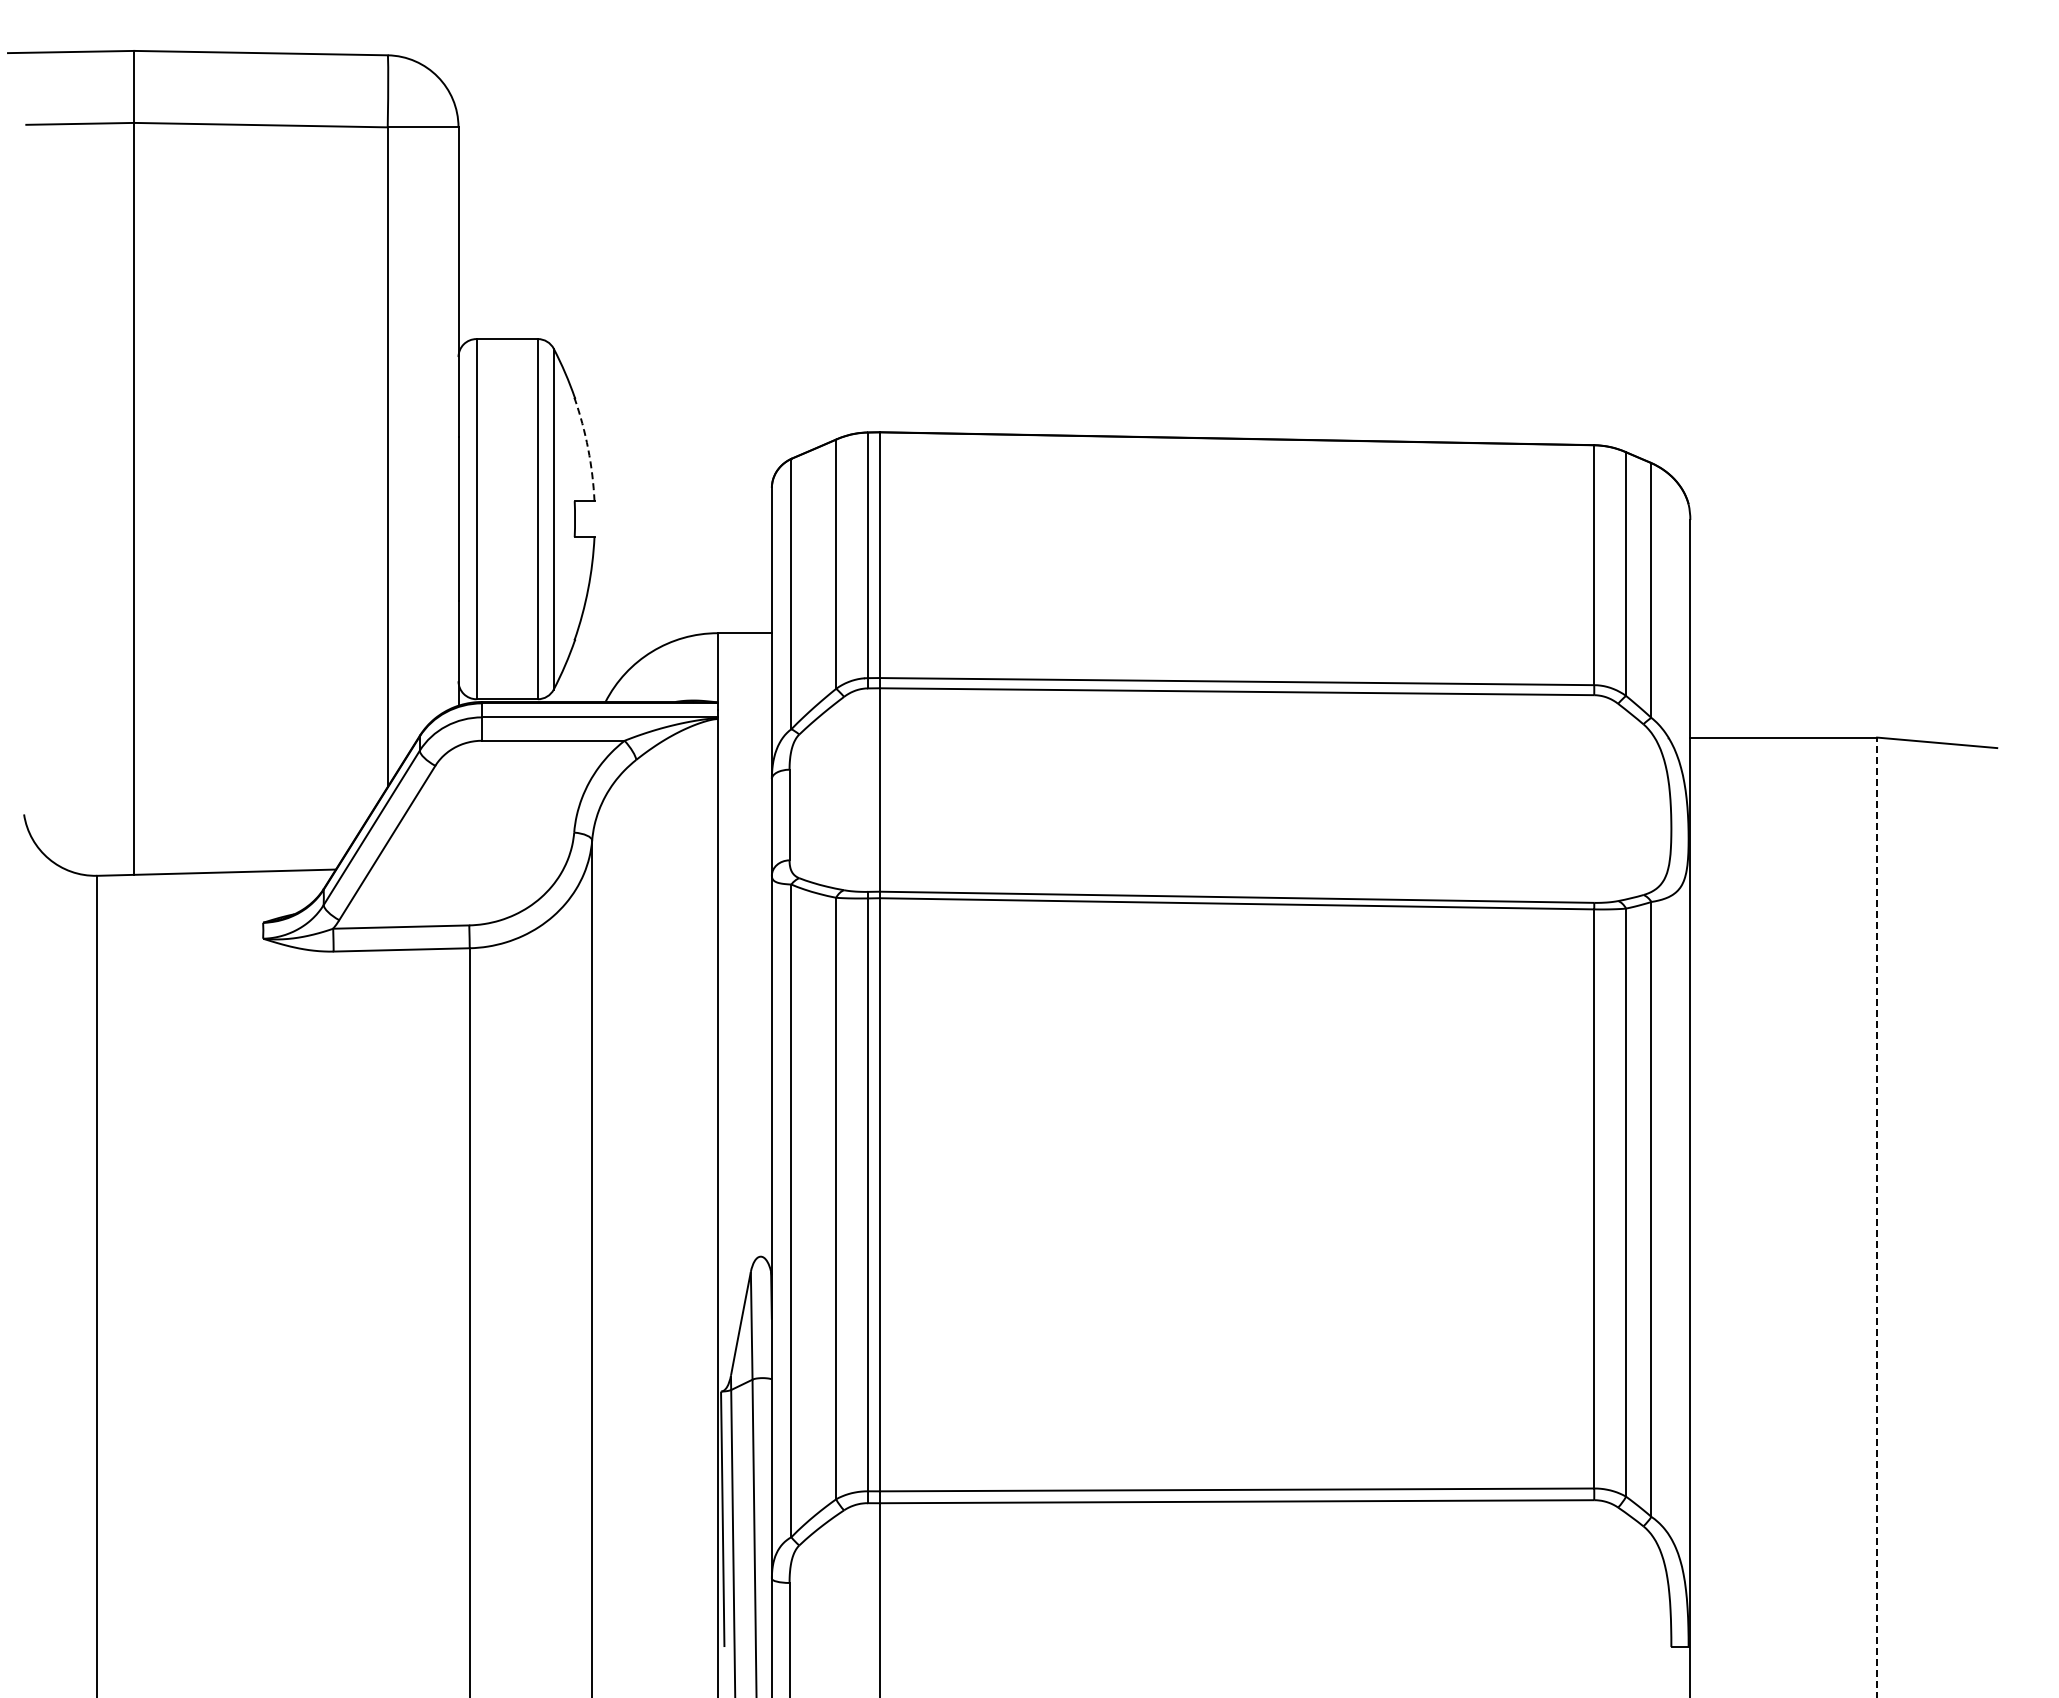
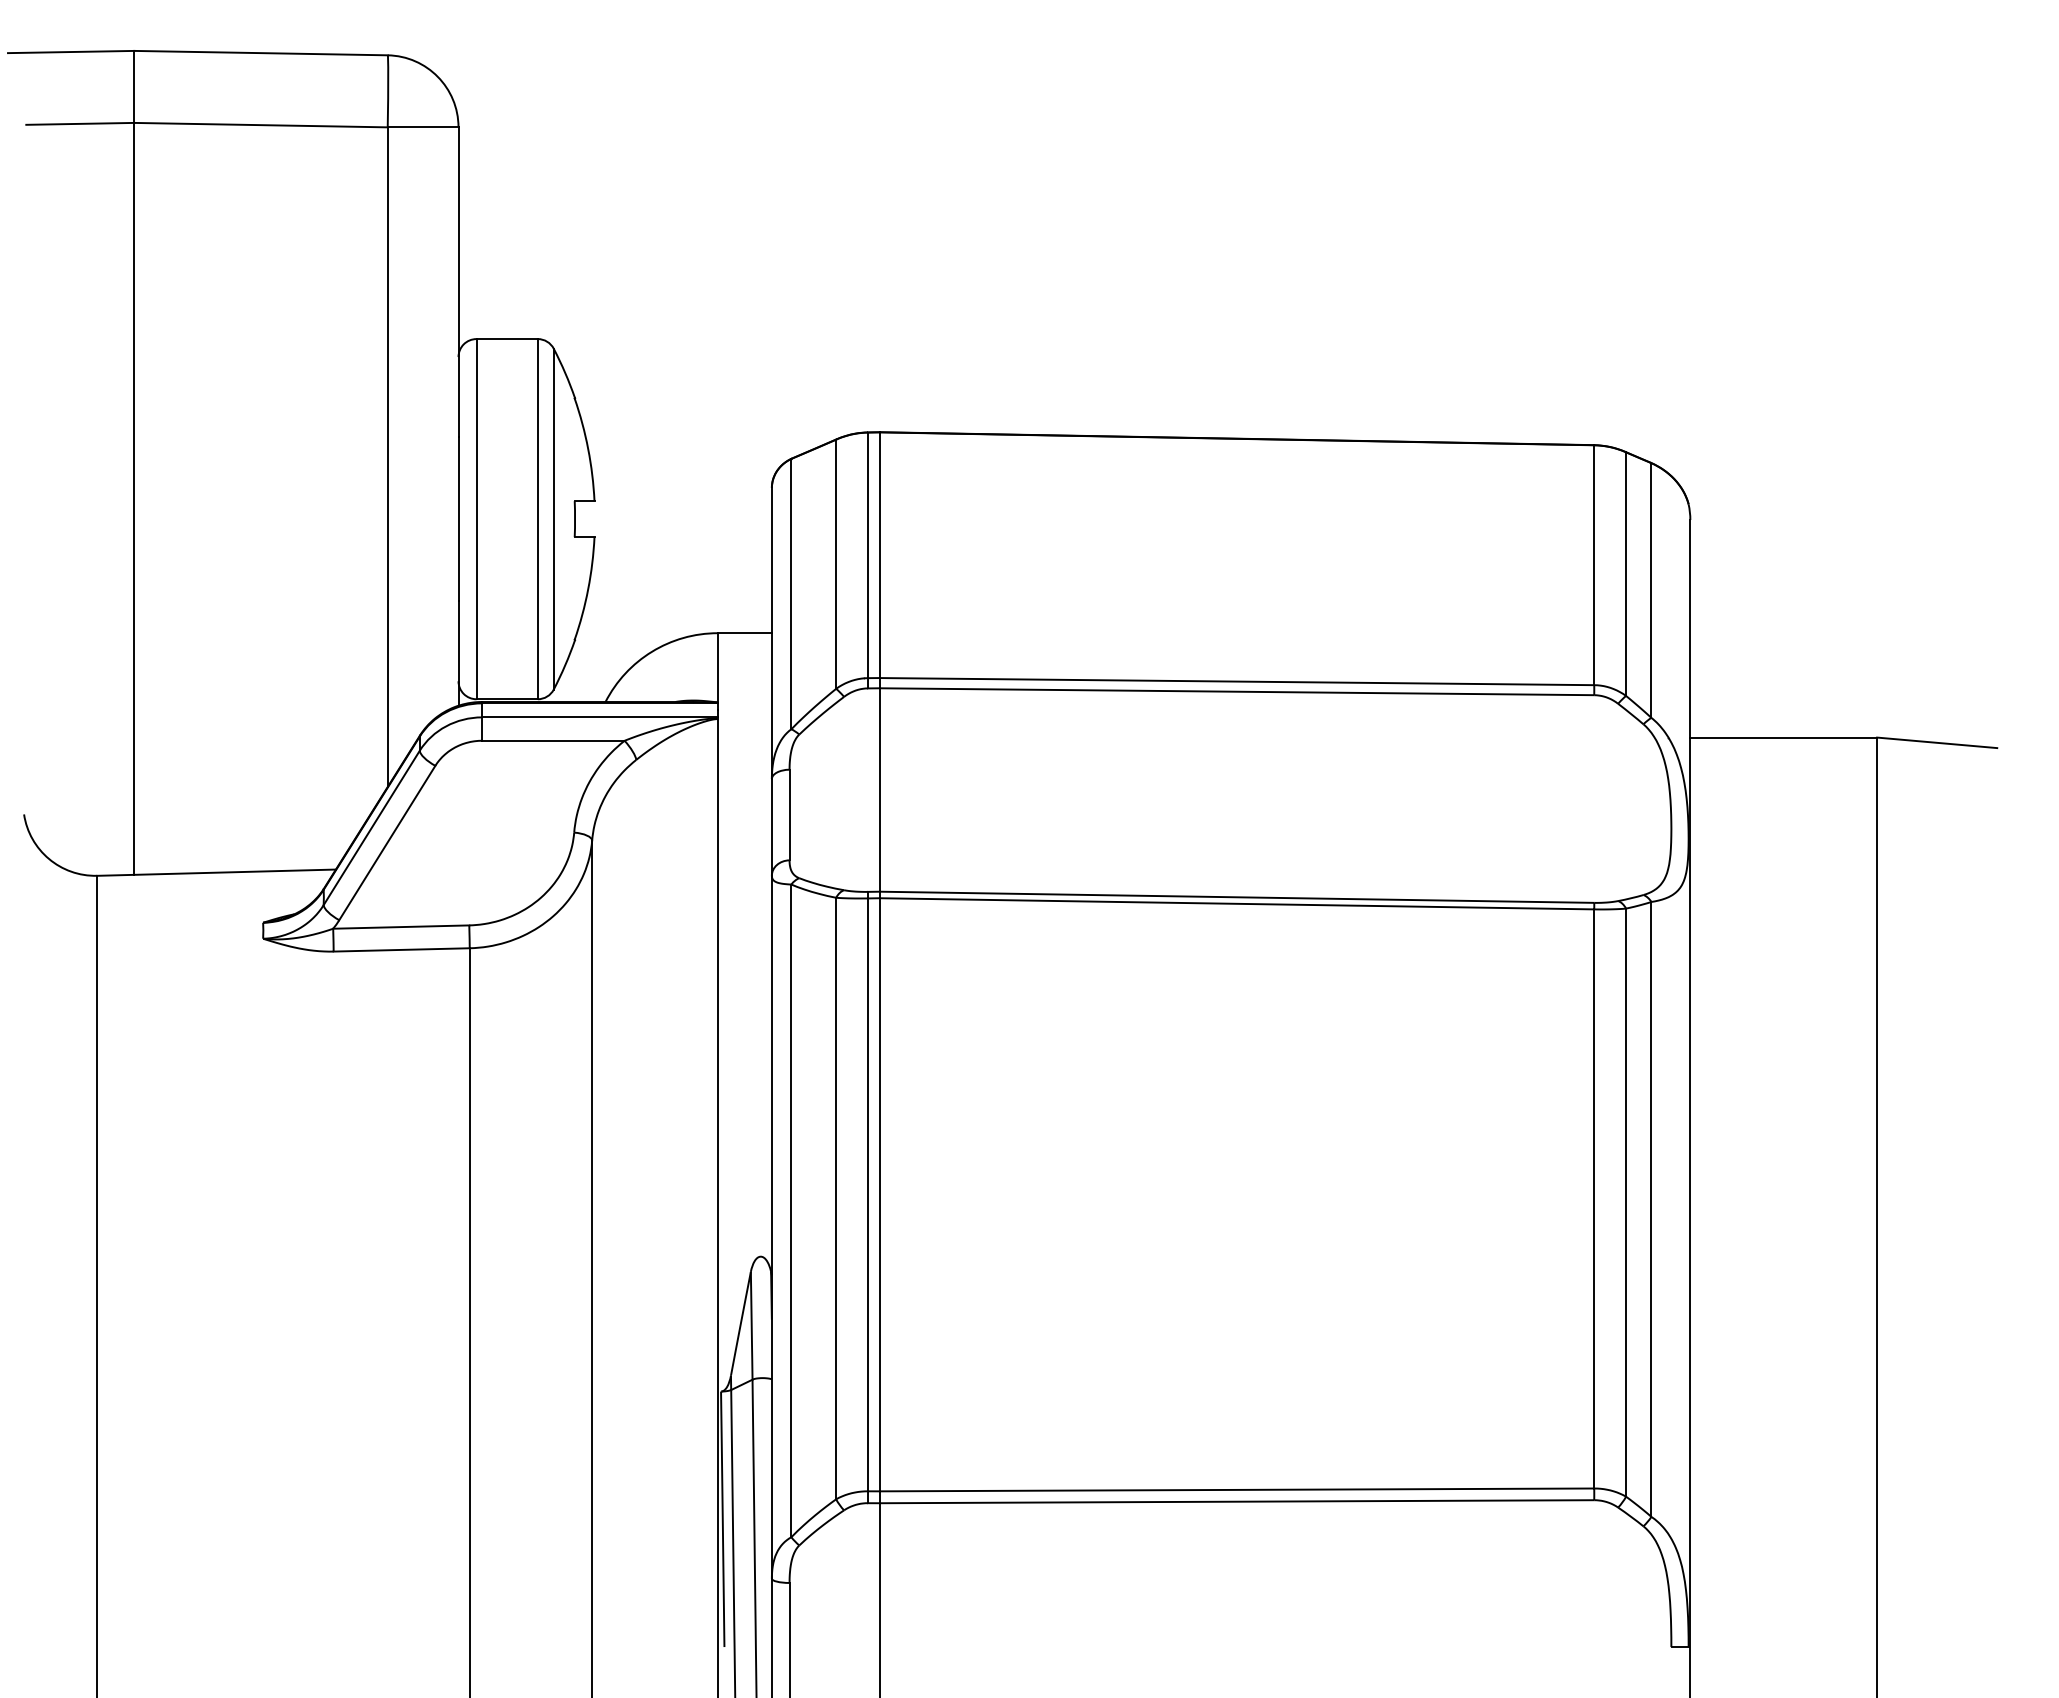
arc: dashed -> solid (588, 449)
line: dashed -> solid (1877, 1217)
